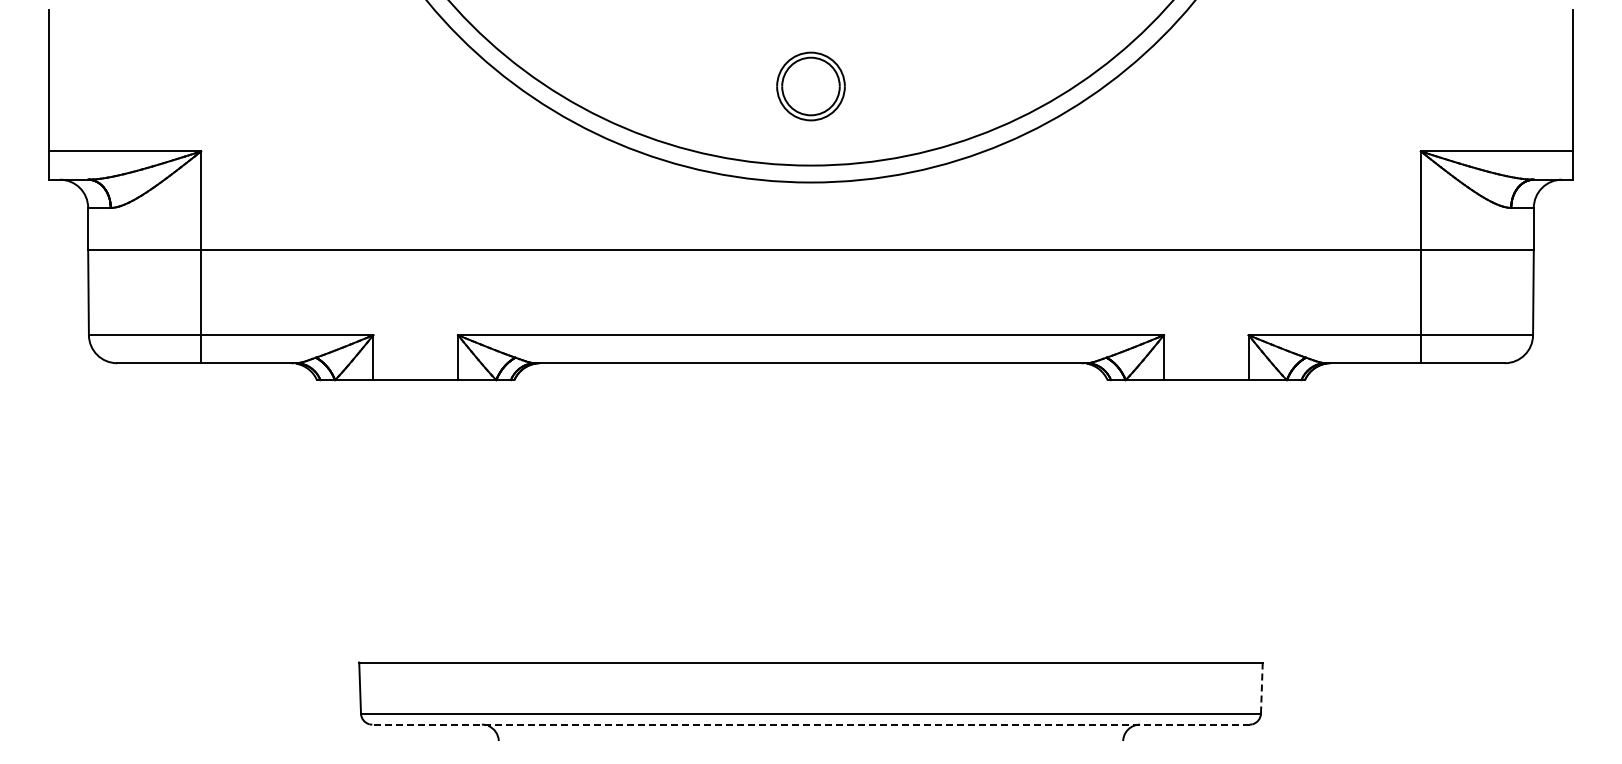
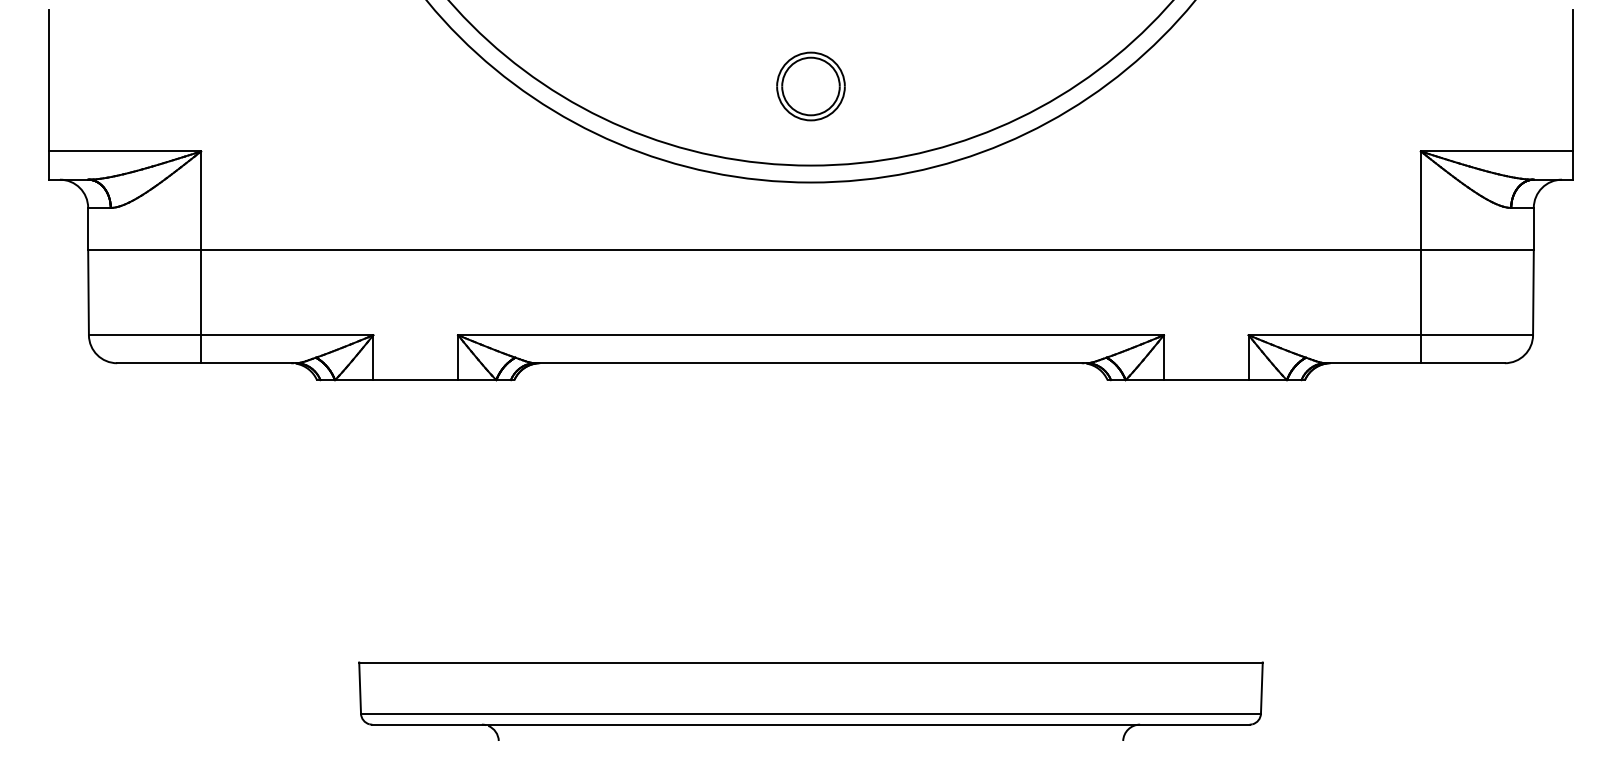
line: dashed -> solid (1261, 688)
line: dashed -> solid (810, 724)
